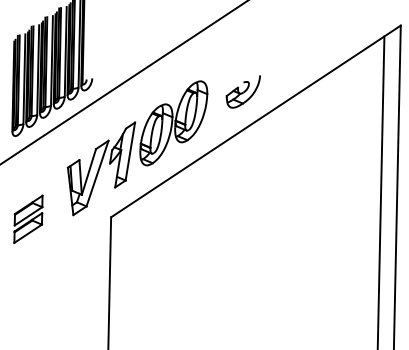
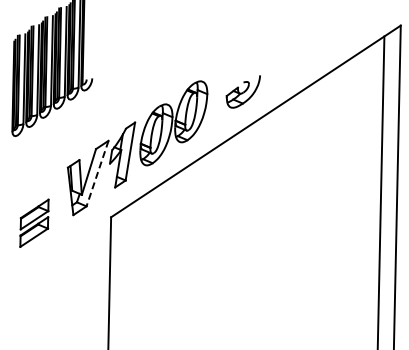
line: present -> none (123, 82)
line: solid -> dashed (97, 173)
part position: (28, 218) -> (34, 222) (34, 222)
